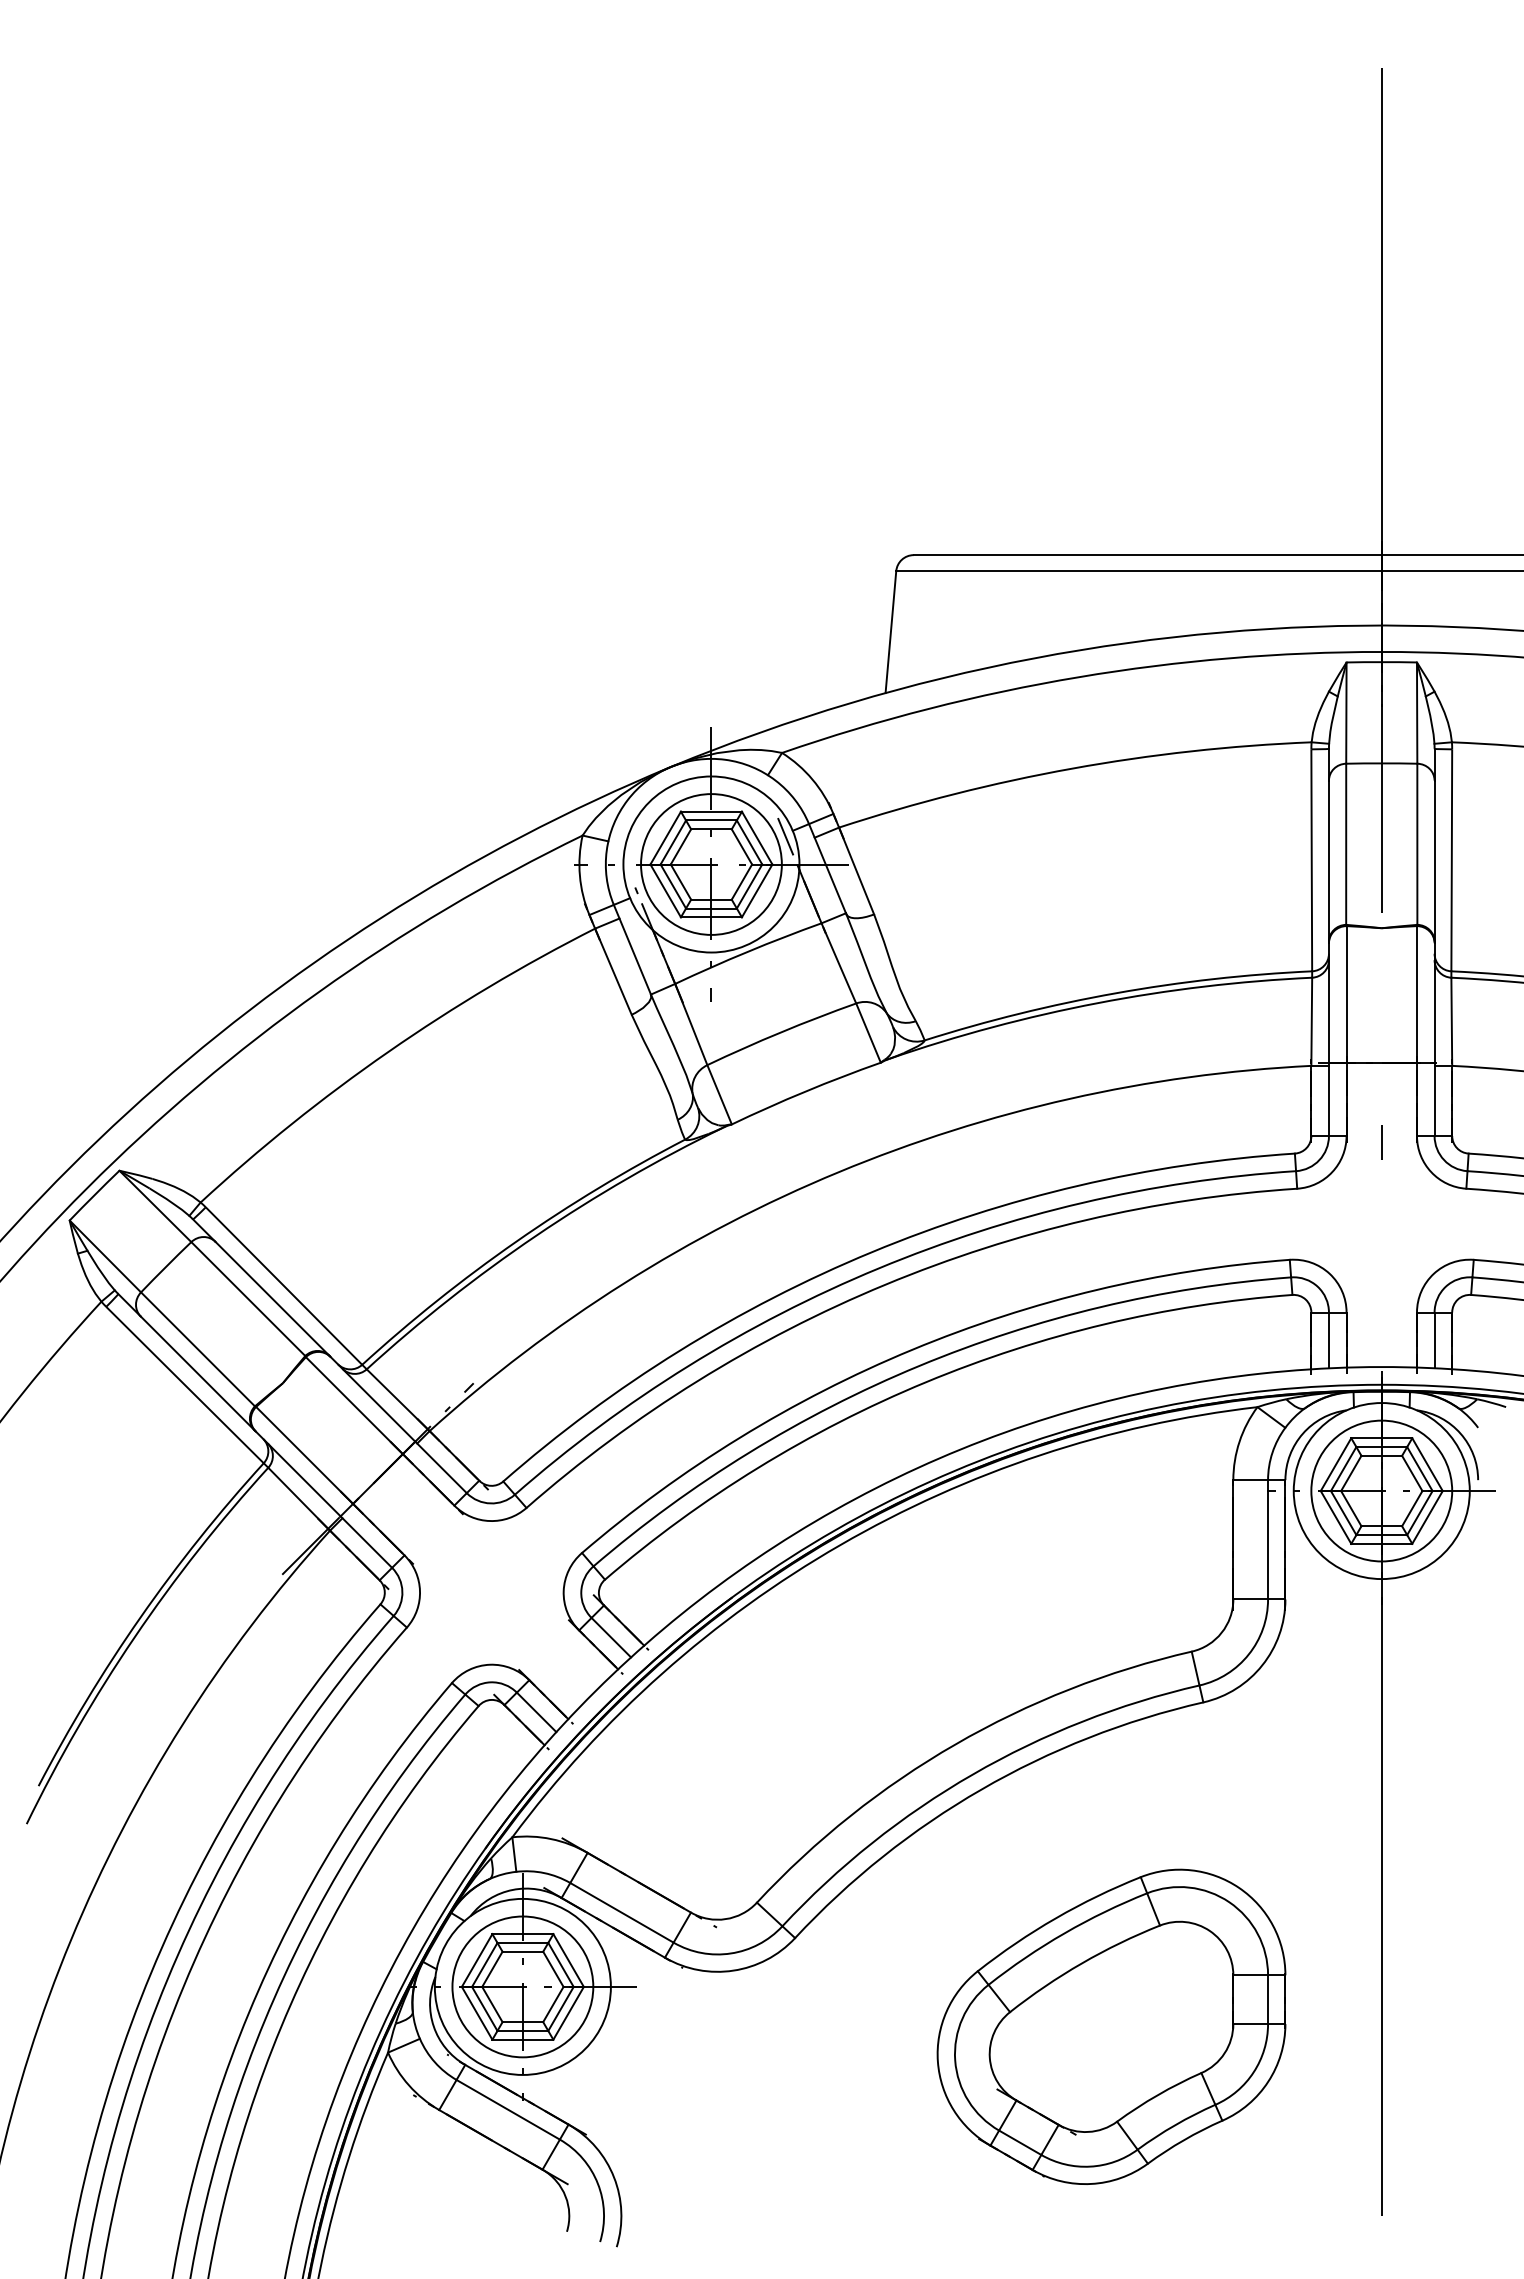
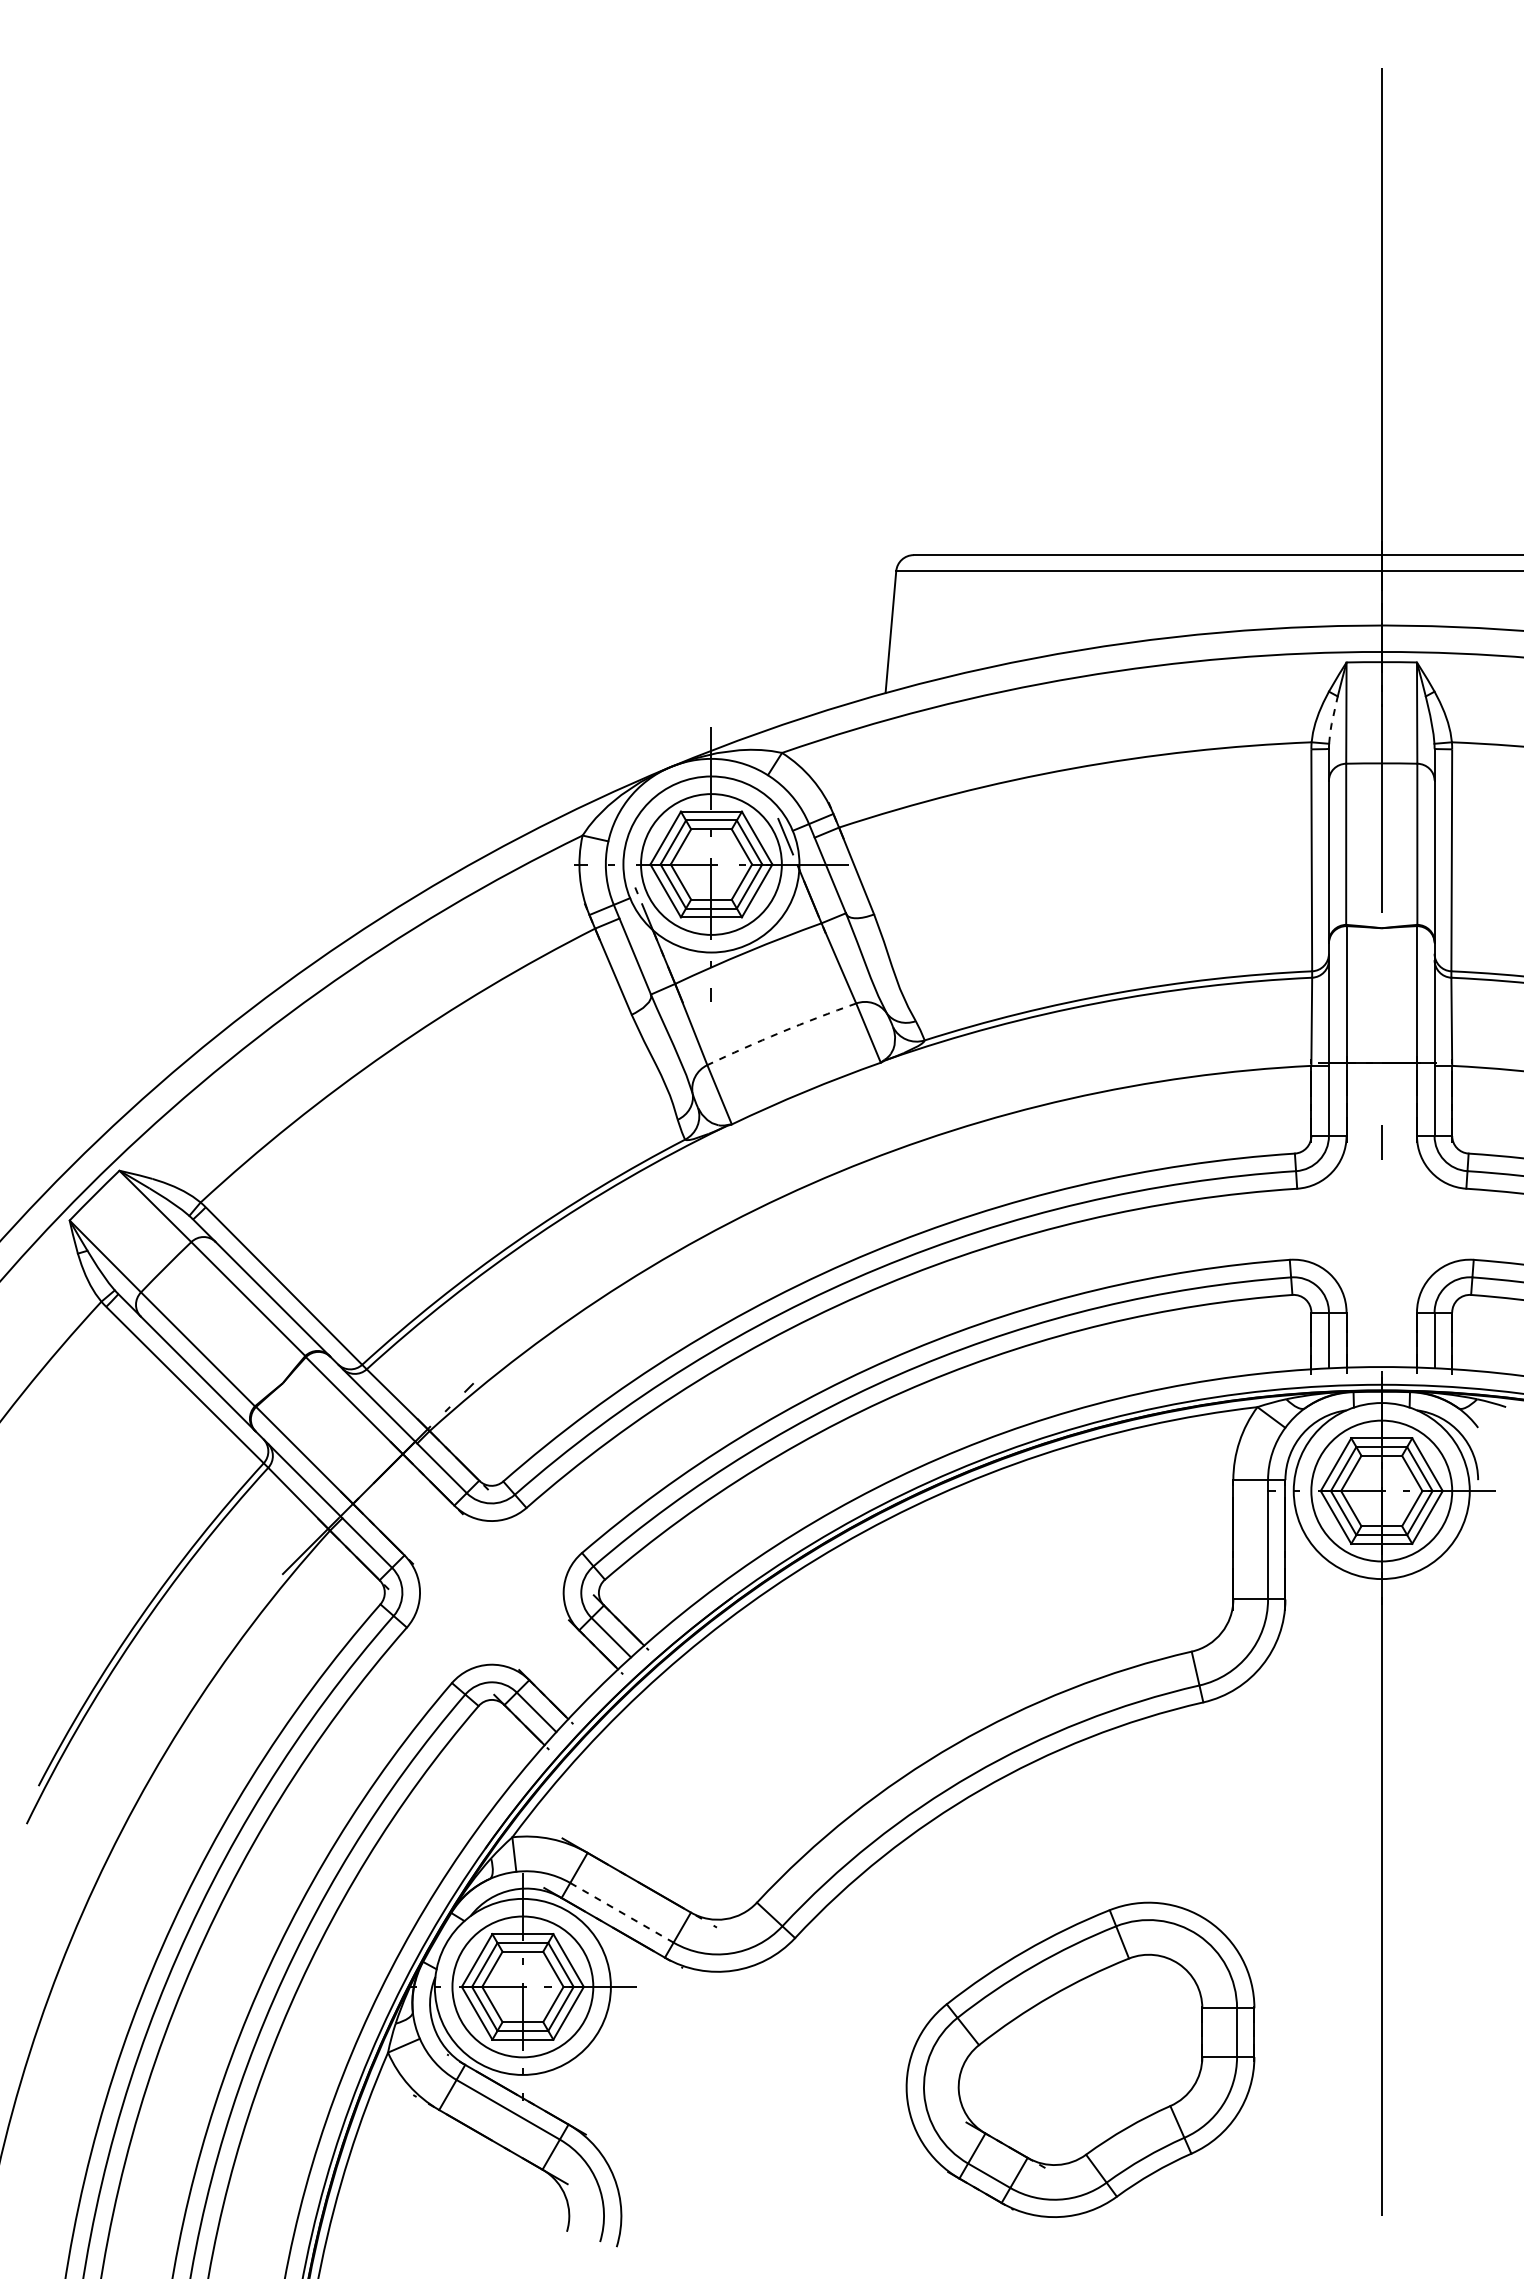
line: solid -> dashed (1332, 721)
arc: solid -> dashed (781, 1032)
line: solid -> dashed (621, 1912)
part position: (1111, 2026) -> (1080, 2059) (1080, 2059)
